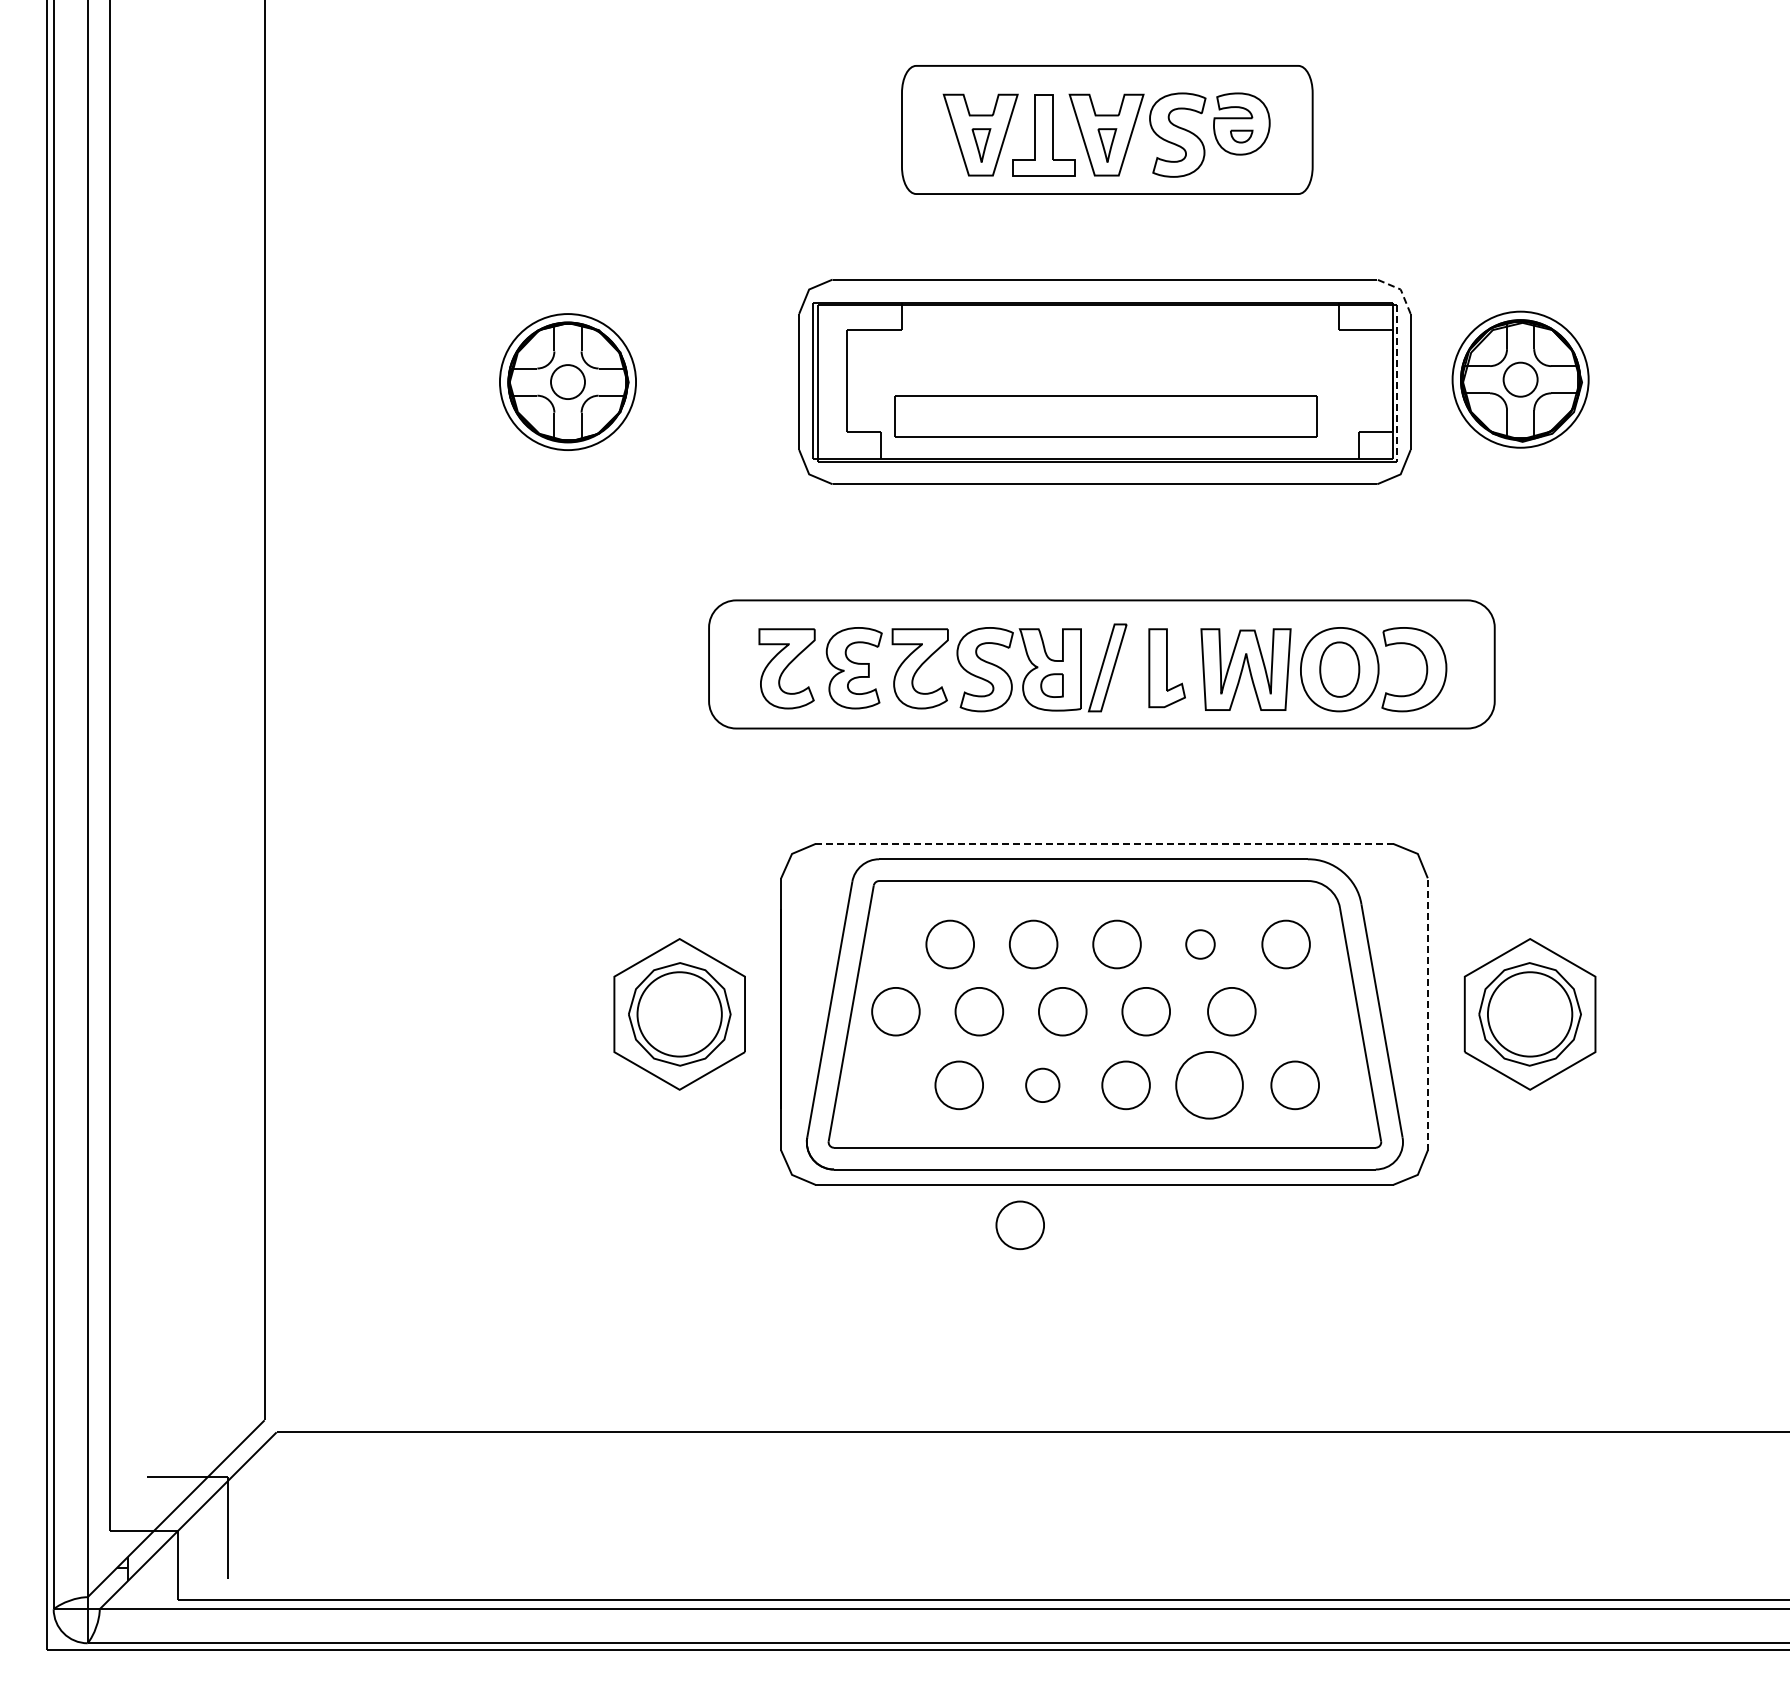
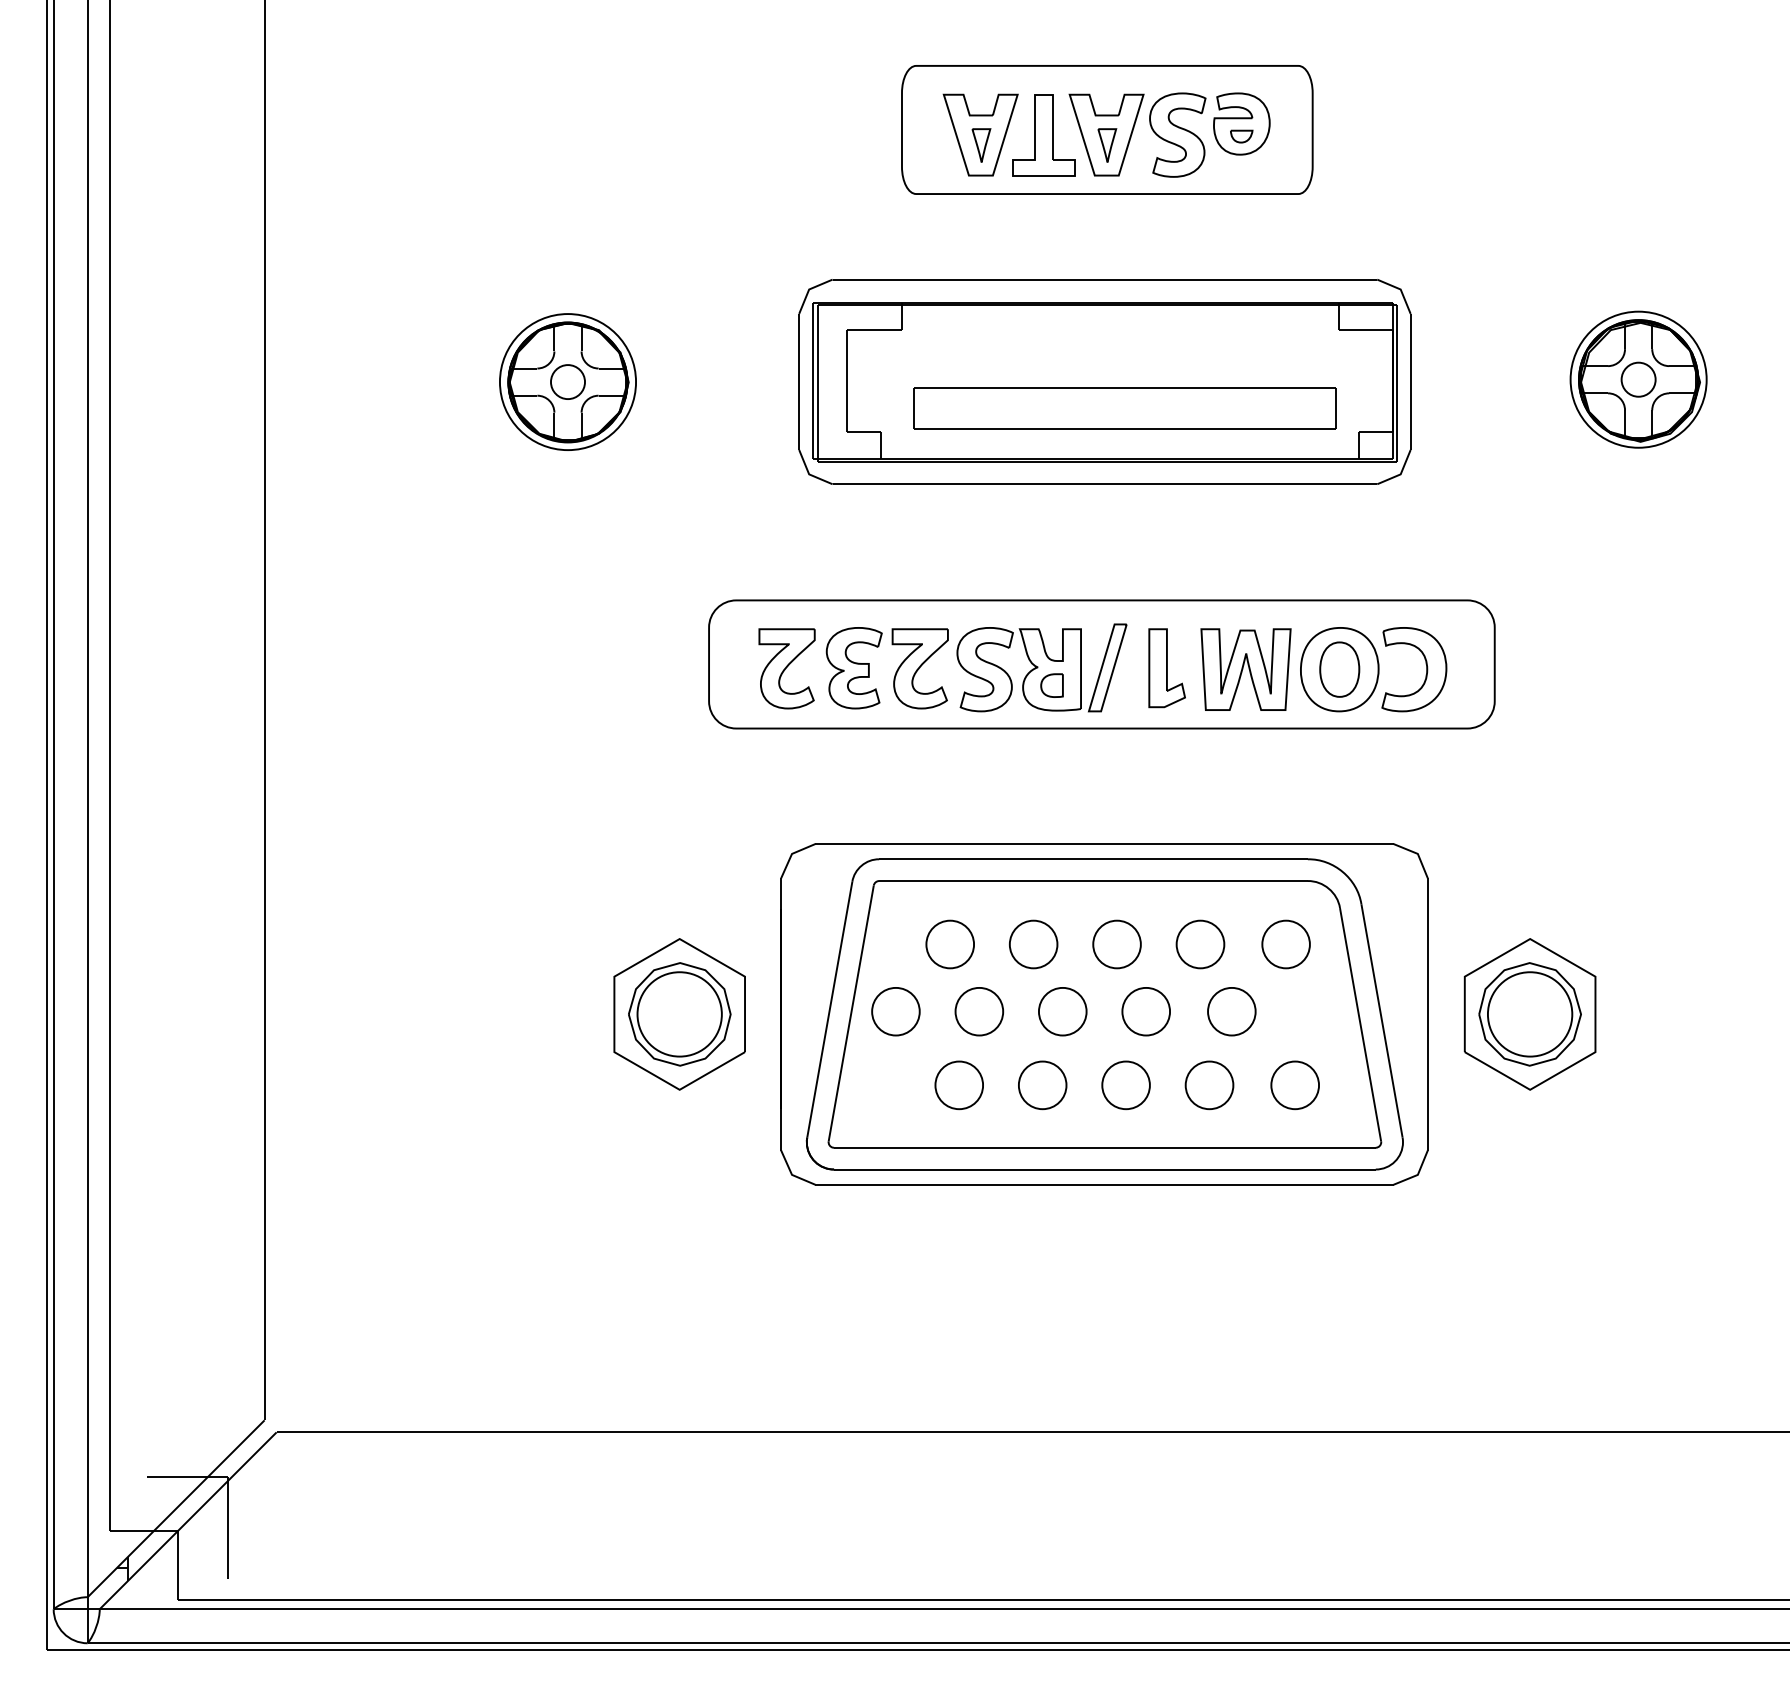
line: dashed -> solid (1400, 289)
part position: (1520, 379) -> (1638, 379) (1638, 379)
line: dashed -> solid (1397, 384)
part position: (1105, 416) -> (1124, 408) (1124, 408)
line: dashed -> solid (1104, 844)
part size: 31x31 px -> 51x51 px (1200, 944)
line: dashed -> solid (1427, 1013)
part size: 36x36 px -> 50x51 px (1042, 1085)
part size: 69x69 px -> 51x51 px (1209, 1085)
part: present -> none (1019, 1225)
